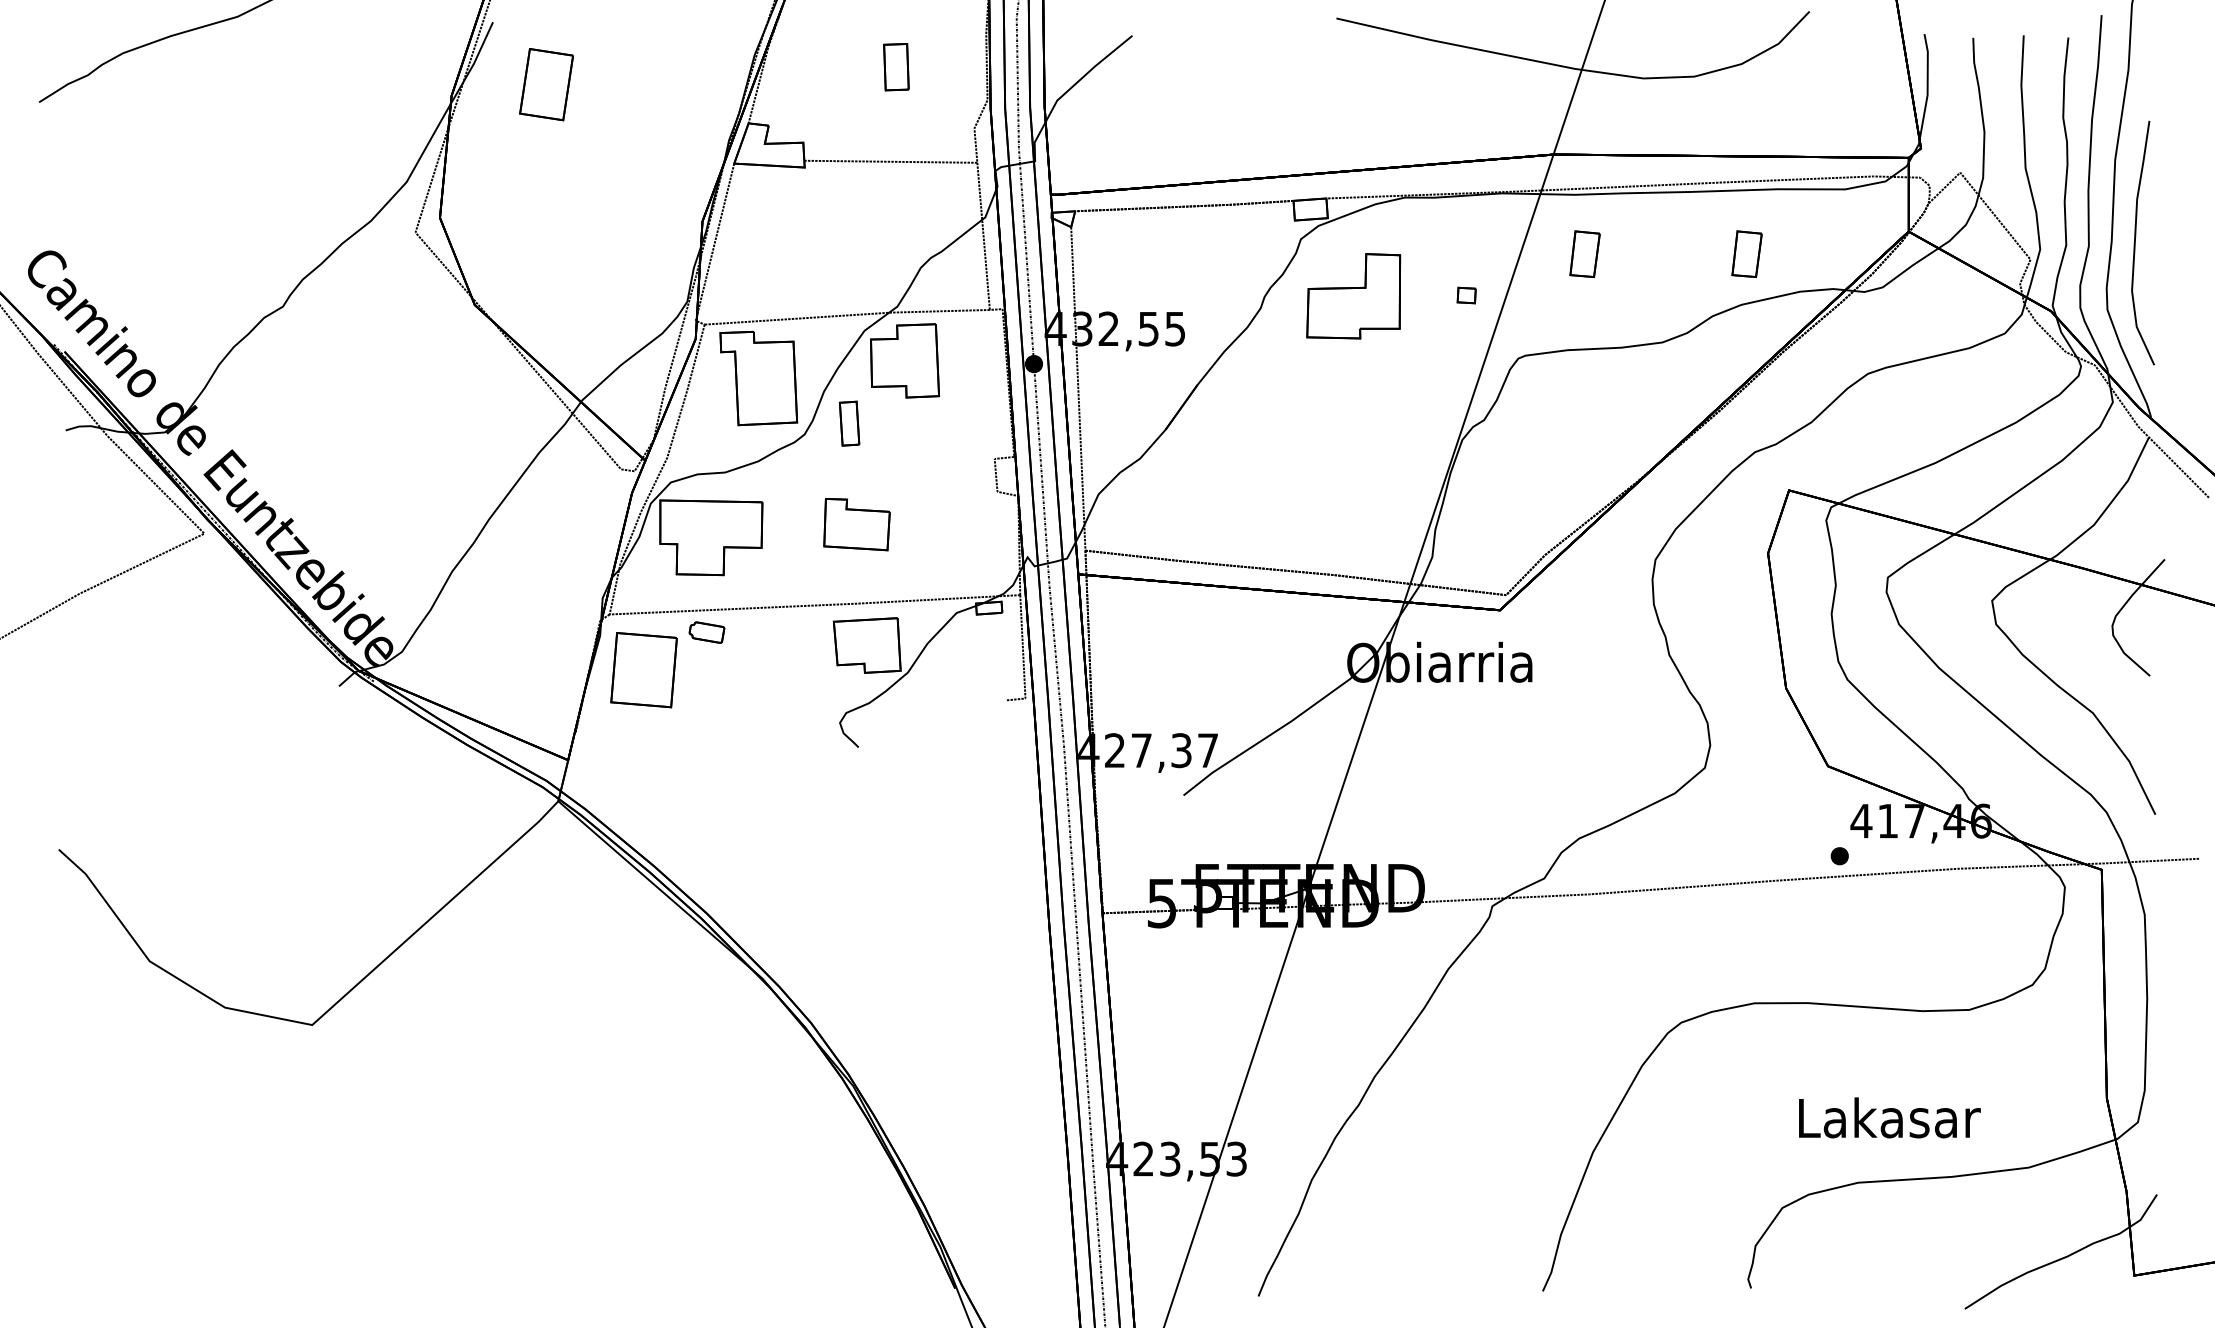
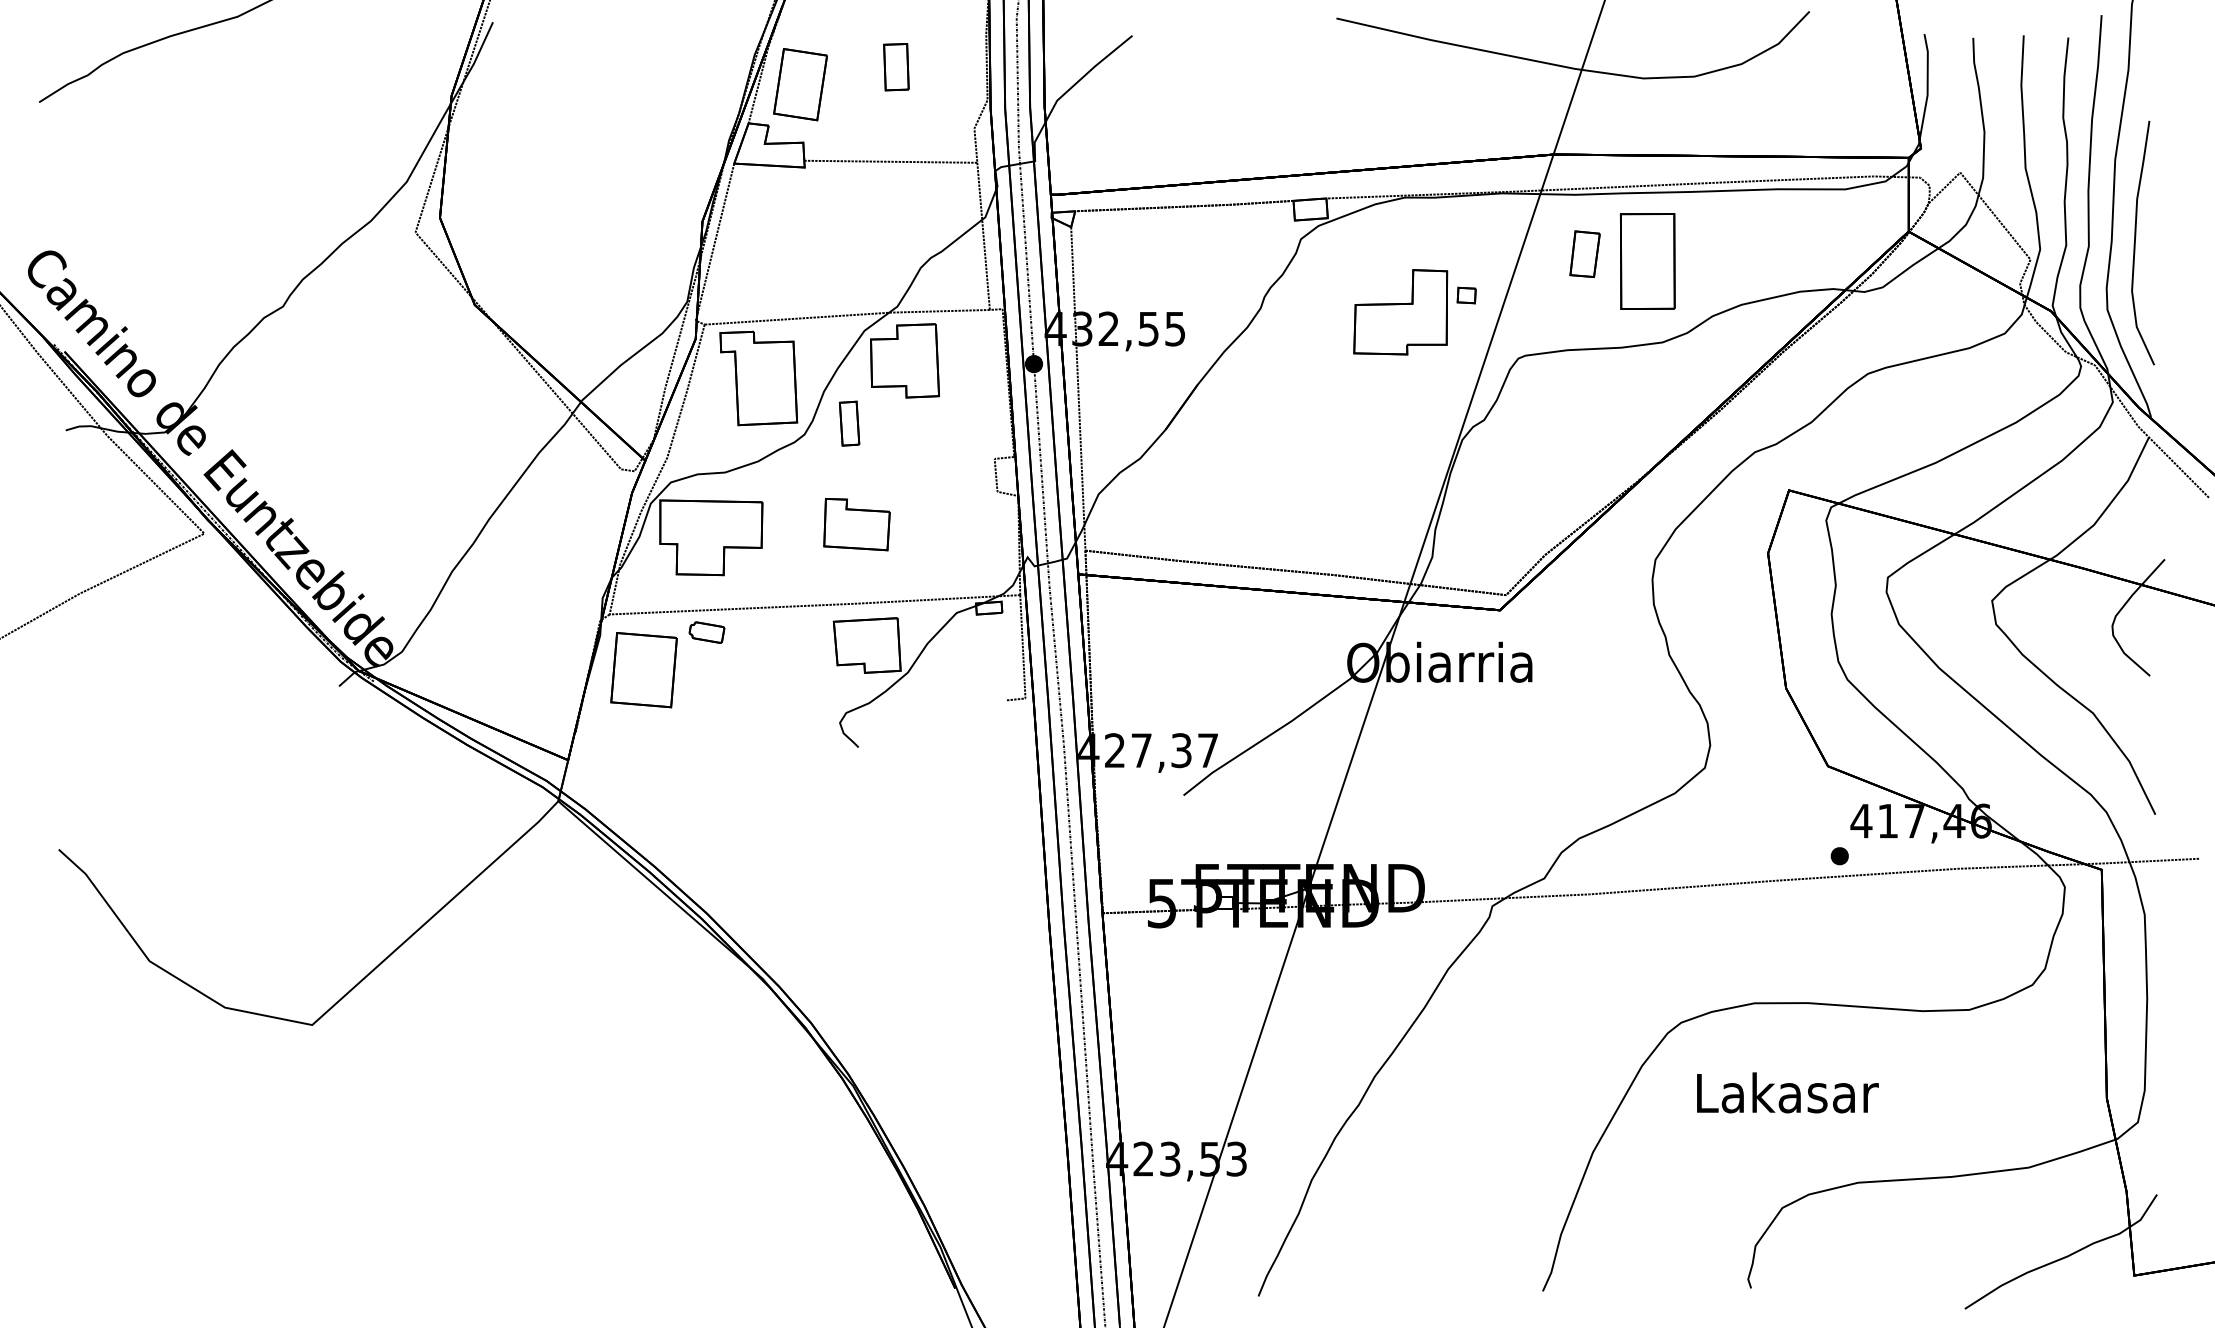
part position: (546, 84) -> (800, 84) (800, 84)
part: present -> none (1746, 253)
part: none -> present (1647, 261)
part position: (1353, 296) -> (1400, 312) (1400, 312)
text position: (1889, 1117) -> (1787, 1092) (1787, 1092)
